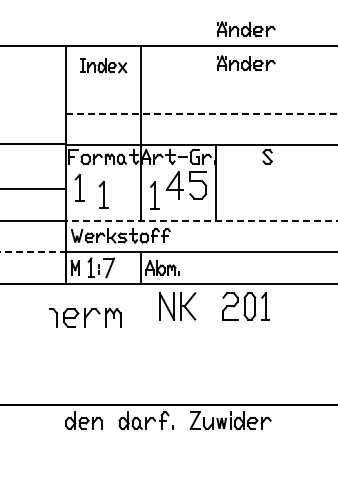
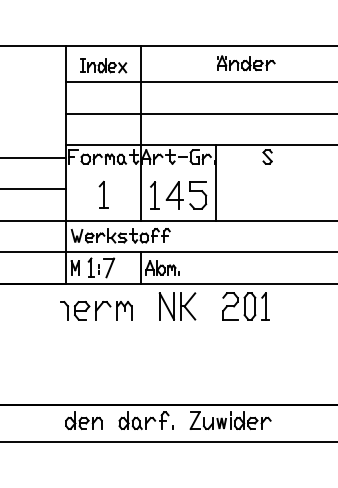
part: present -> none (246, 29)
line: none -> present (200, 82)
line: dashed -> solid (202, 113)
line position: (34, 144) -> (34, 158) (34, 158)
part position: (186, 185) -> (186, 195) (186, 195)
part: present -> none (79, 187)
line: dashed -> solid (201, 220)
line: dashed -> solid (33, 252)
part position: (85, 317) -> (96, 310) (96, 310)
line: none -> present (168, 442)
